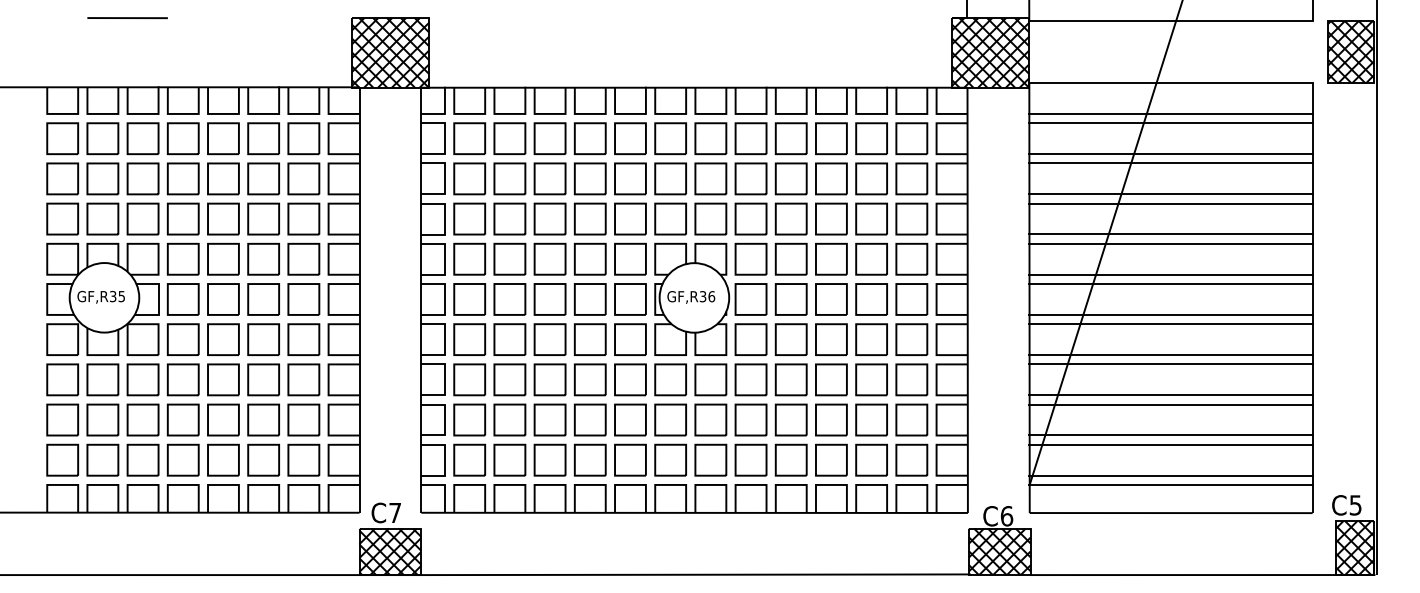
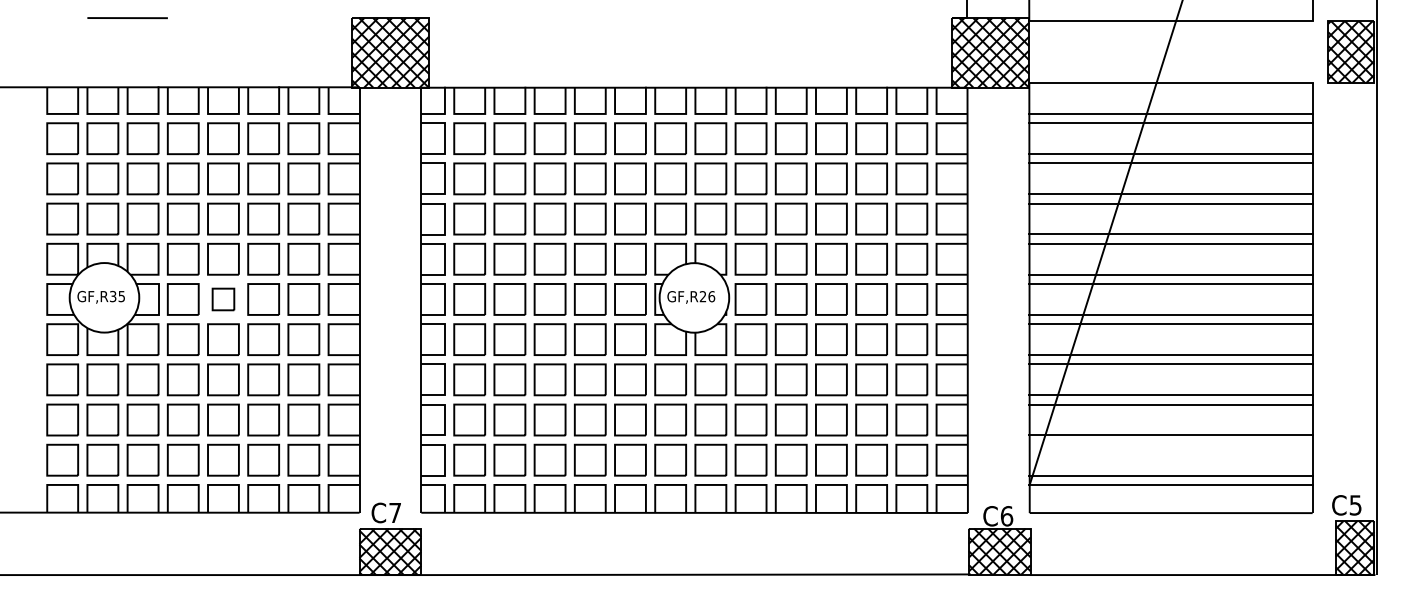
text: GF,R36 -> GF,R26 (702, 297)
part size: 33x33 px -> 25x25 px (223, 299)
line: present -> none (1171, 444)
